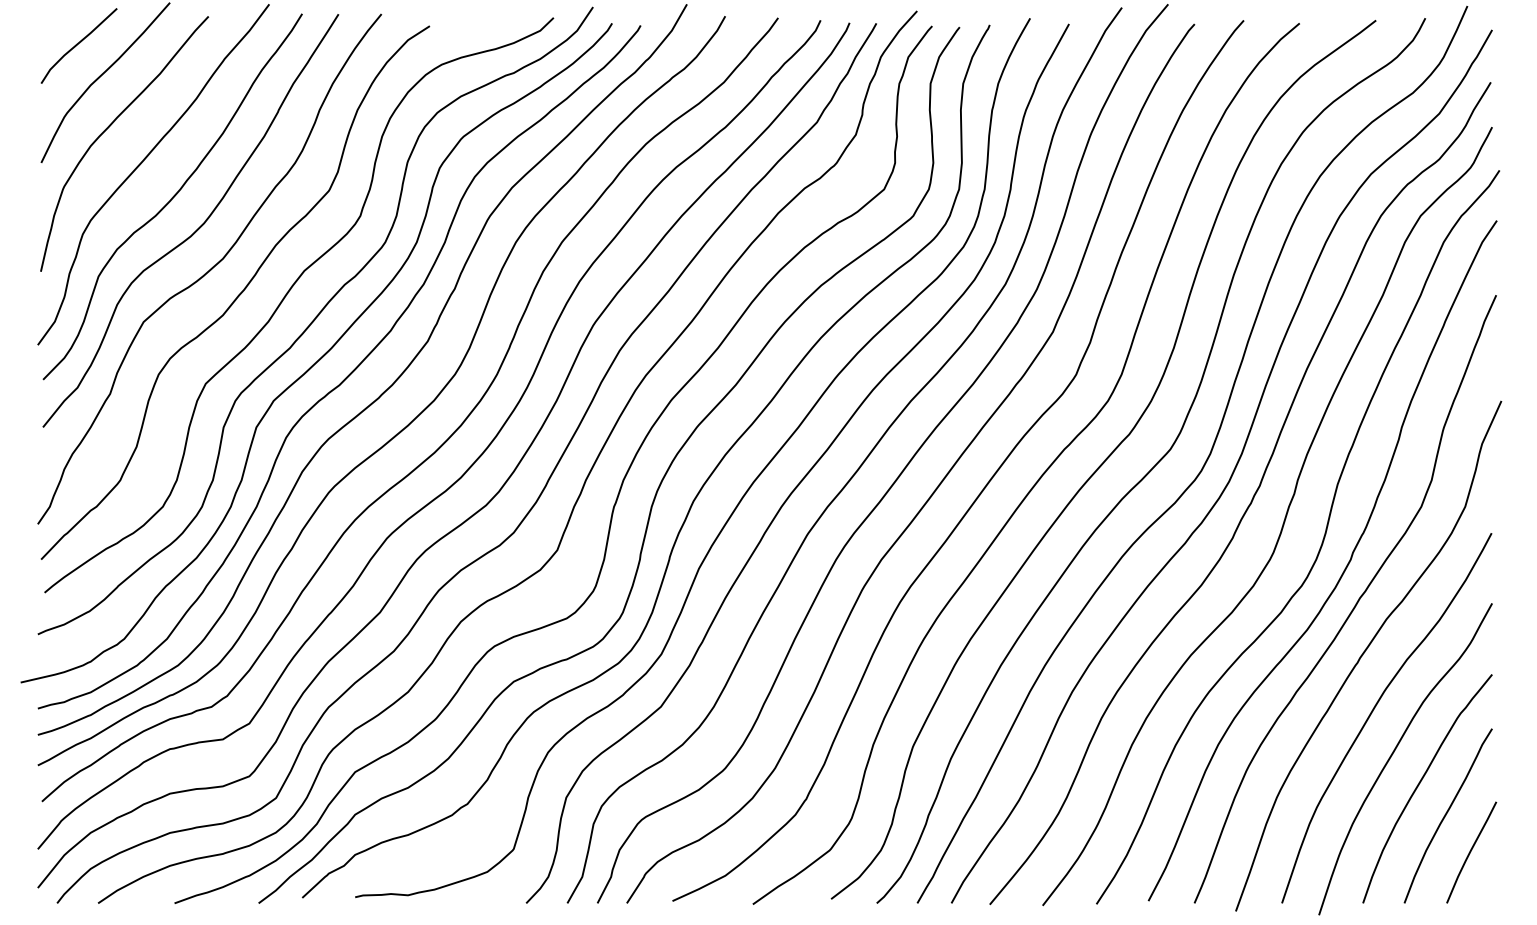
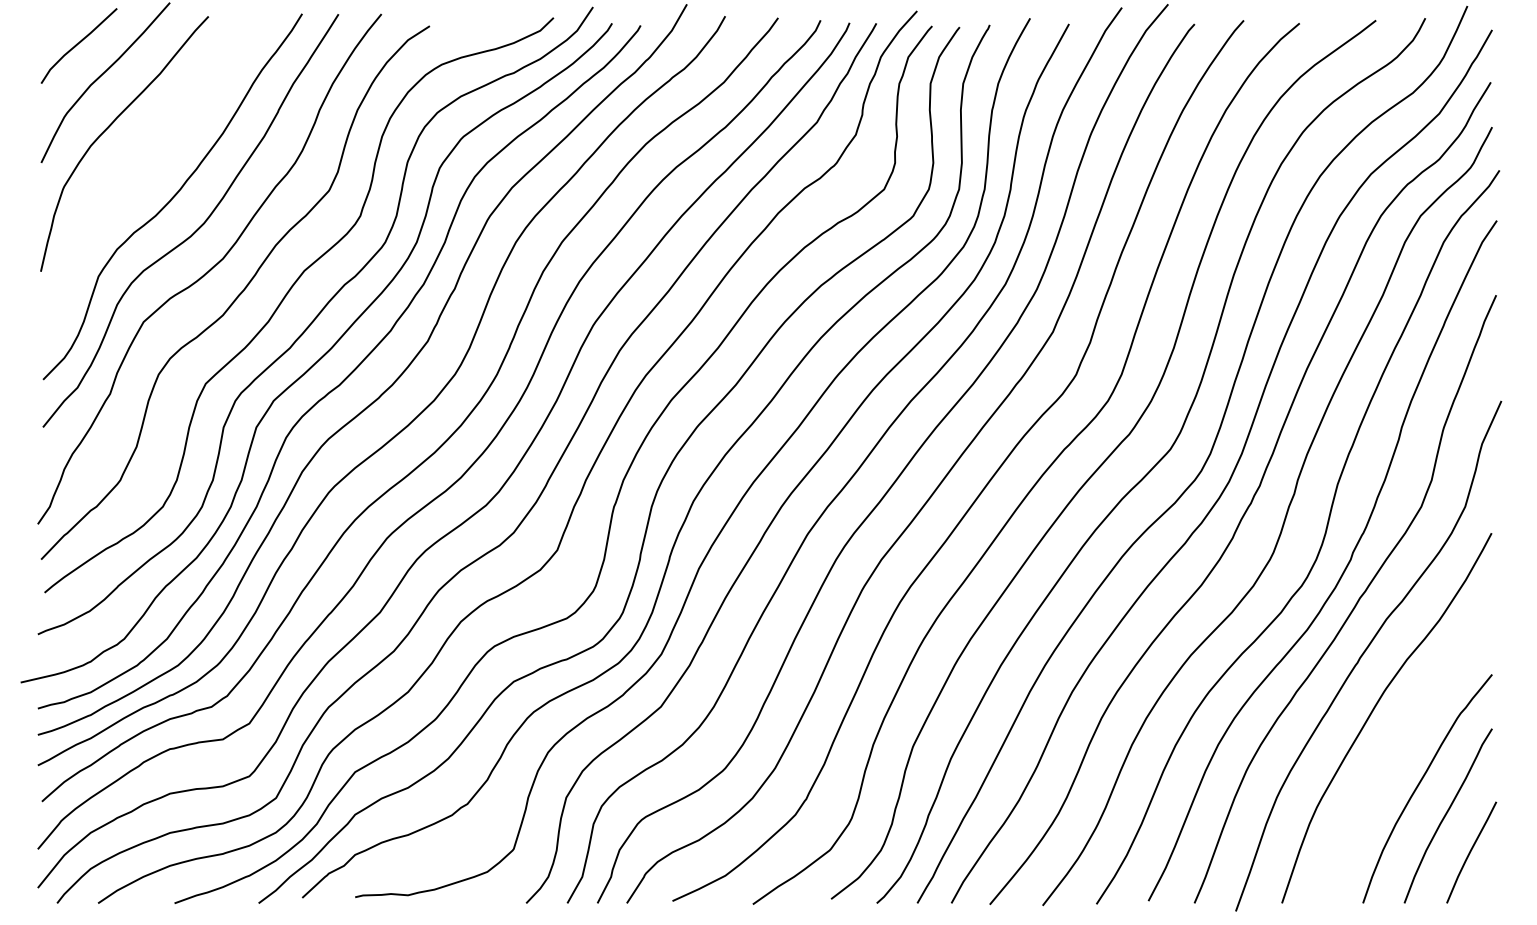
curve: present -> none (142, 163)
curve: present -> none (1393, 754)
